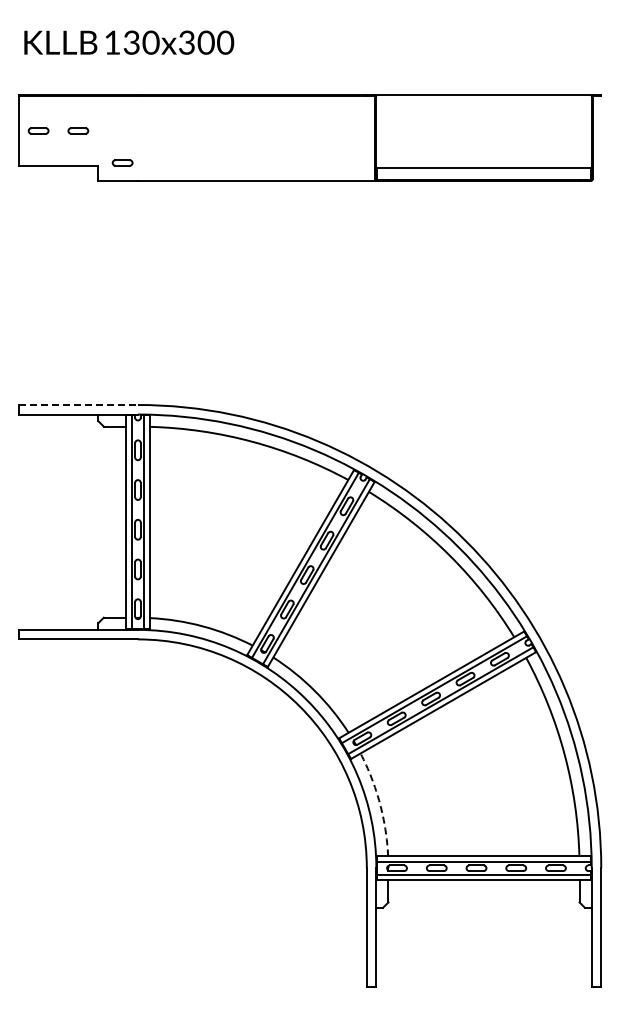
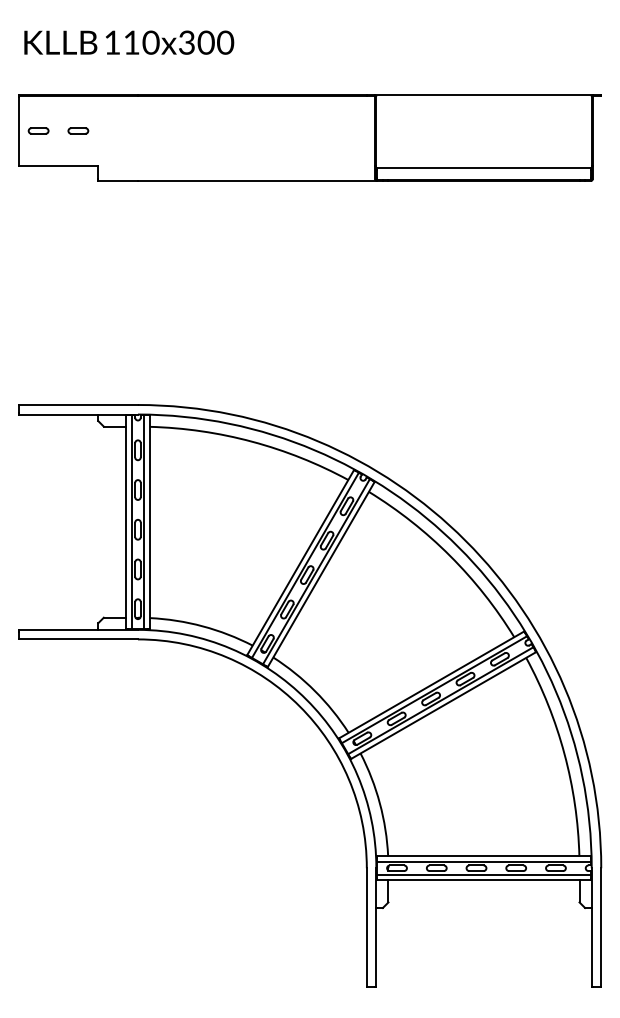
text: 130x300 -> 110x300 (131, 42)
part: present -> none (122, 162)
line: dashed -> solid (78, 405)
arc: dashed -> solid (379, 803)
